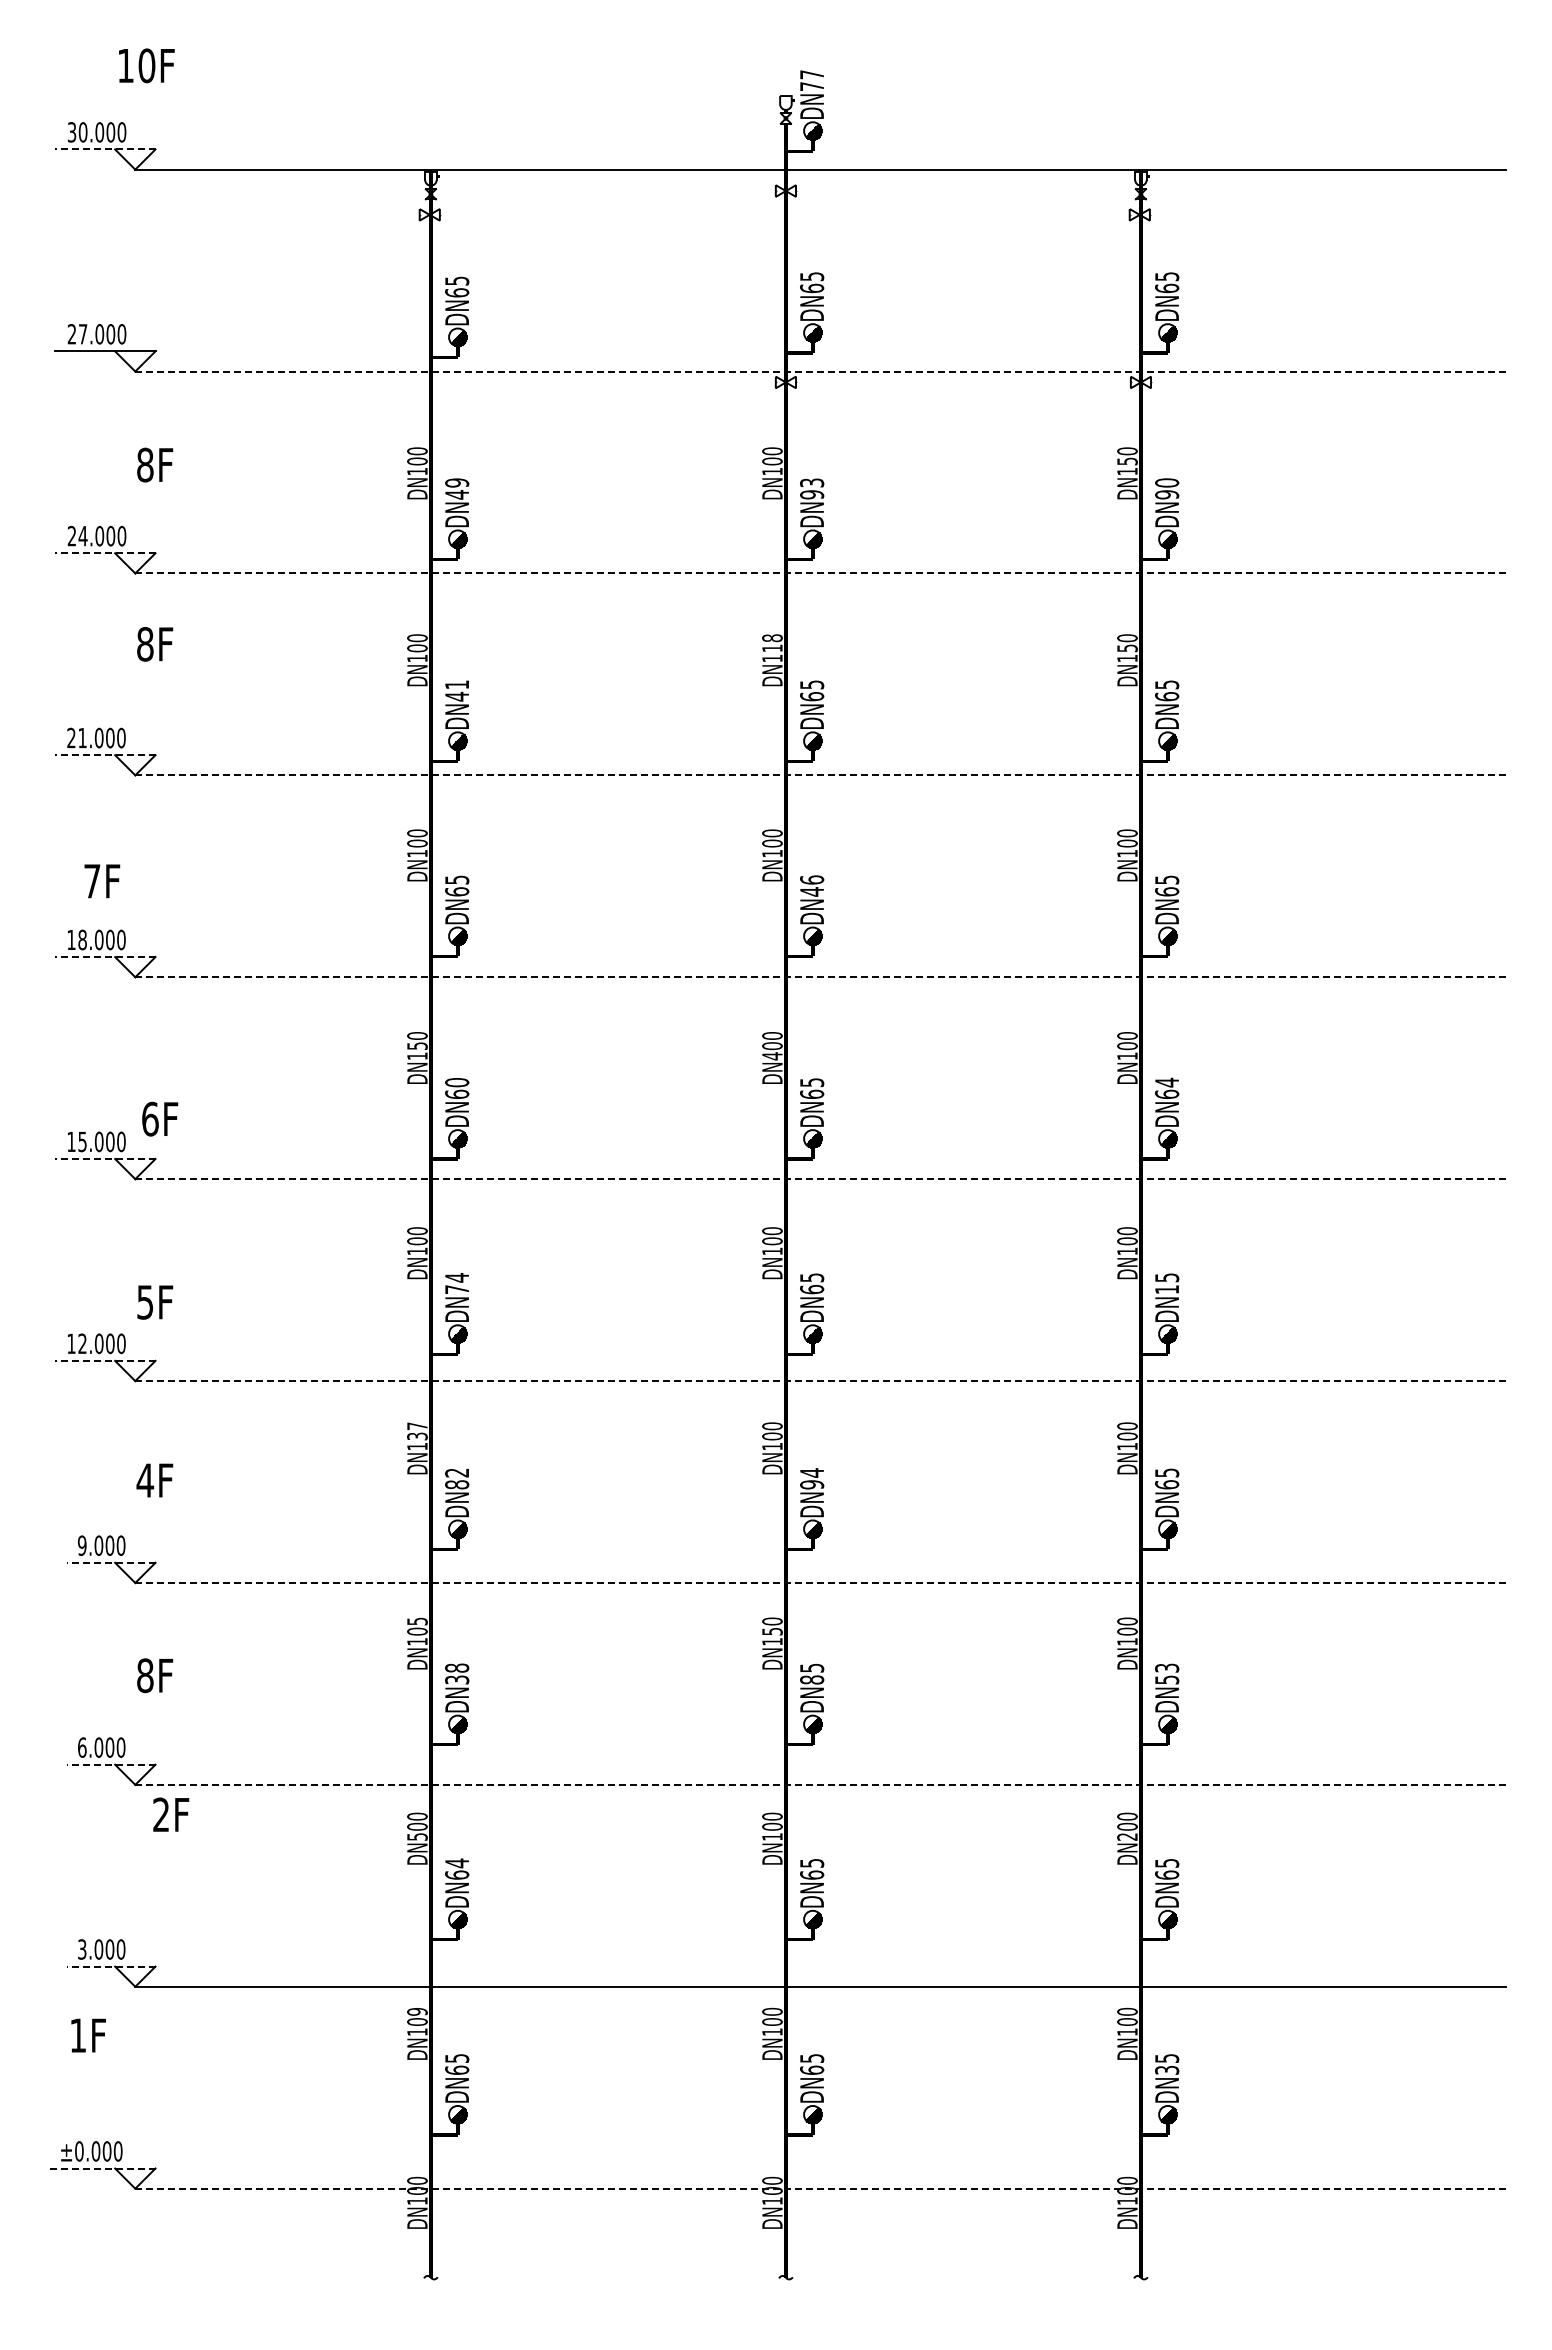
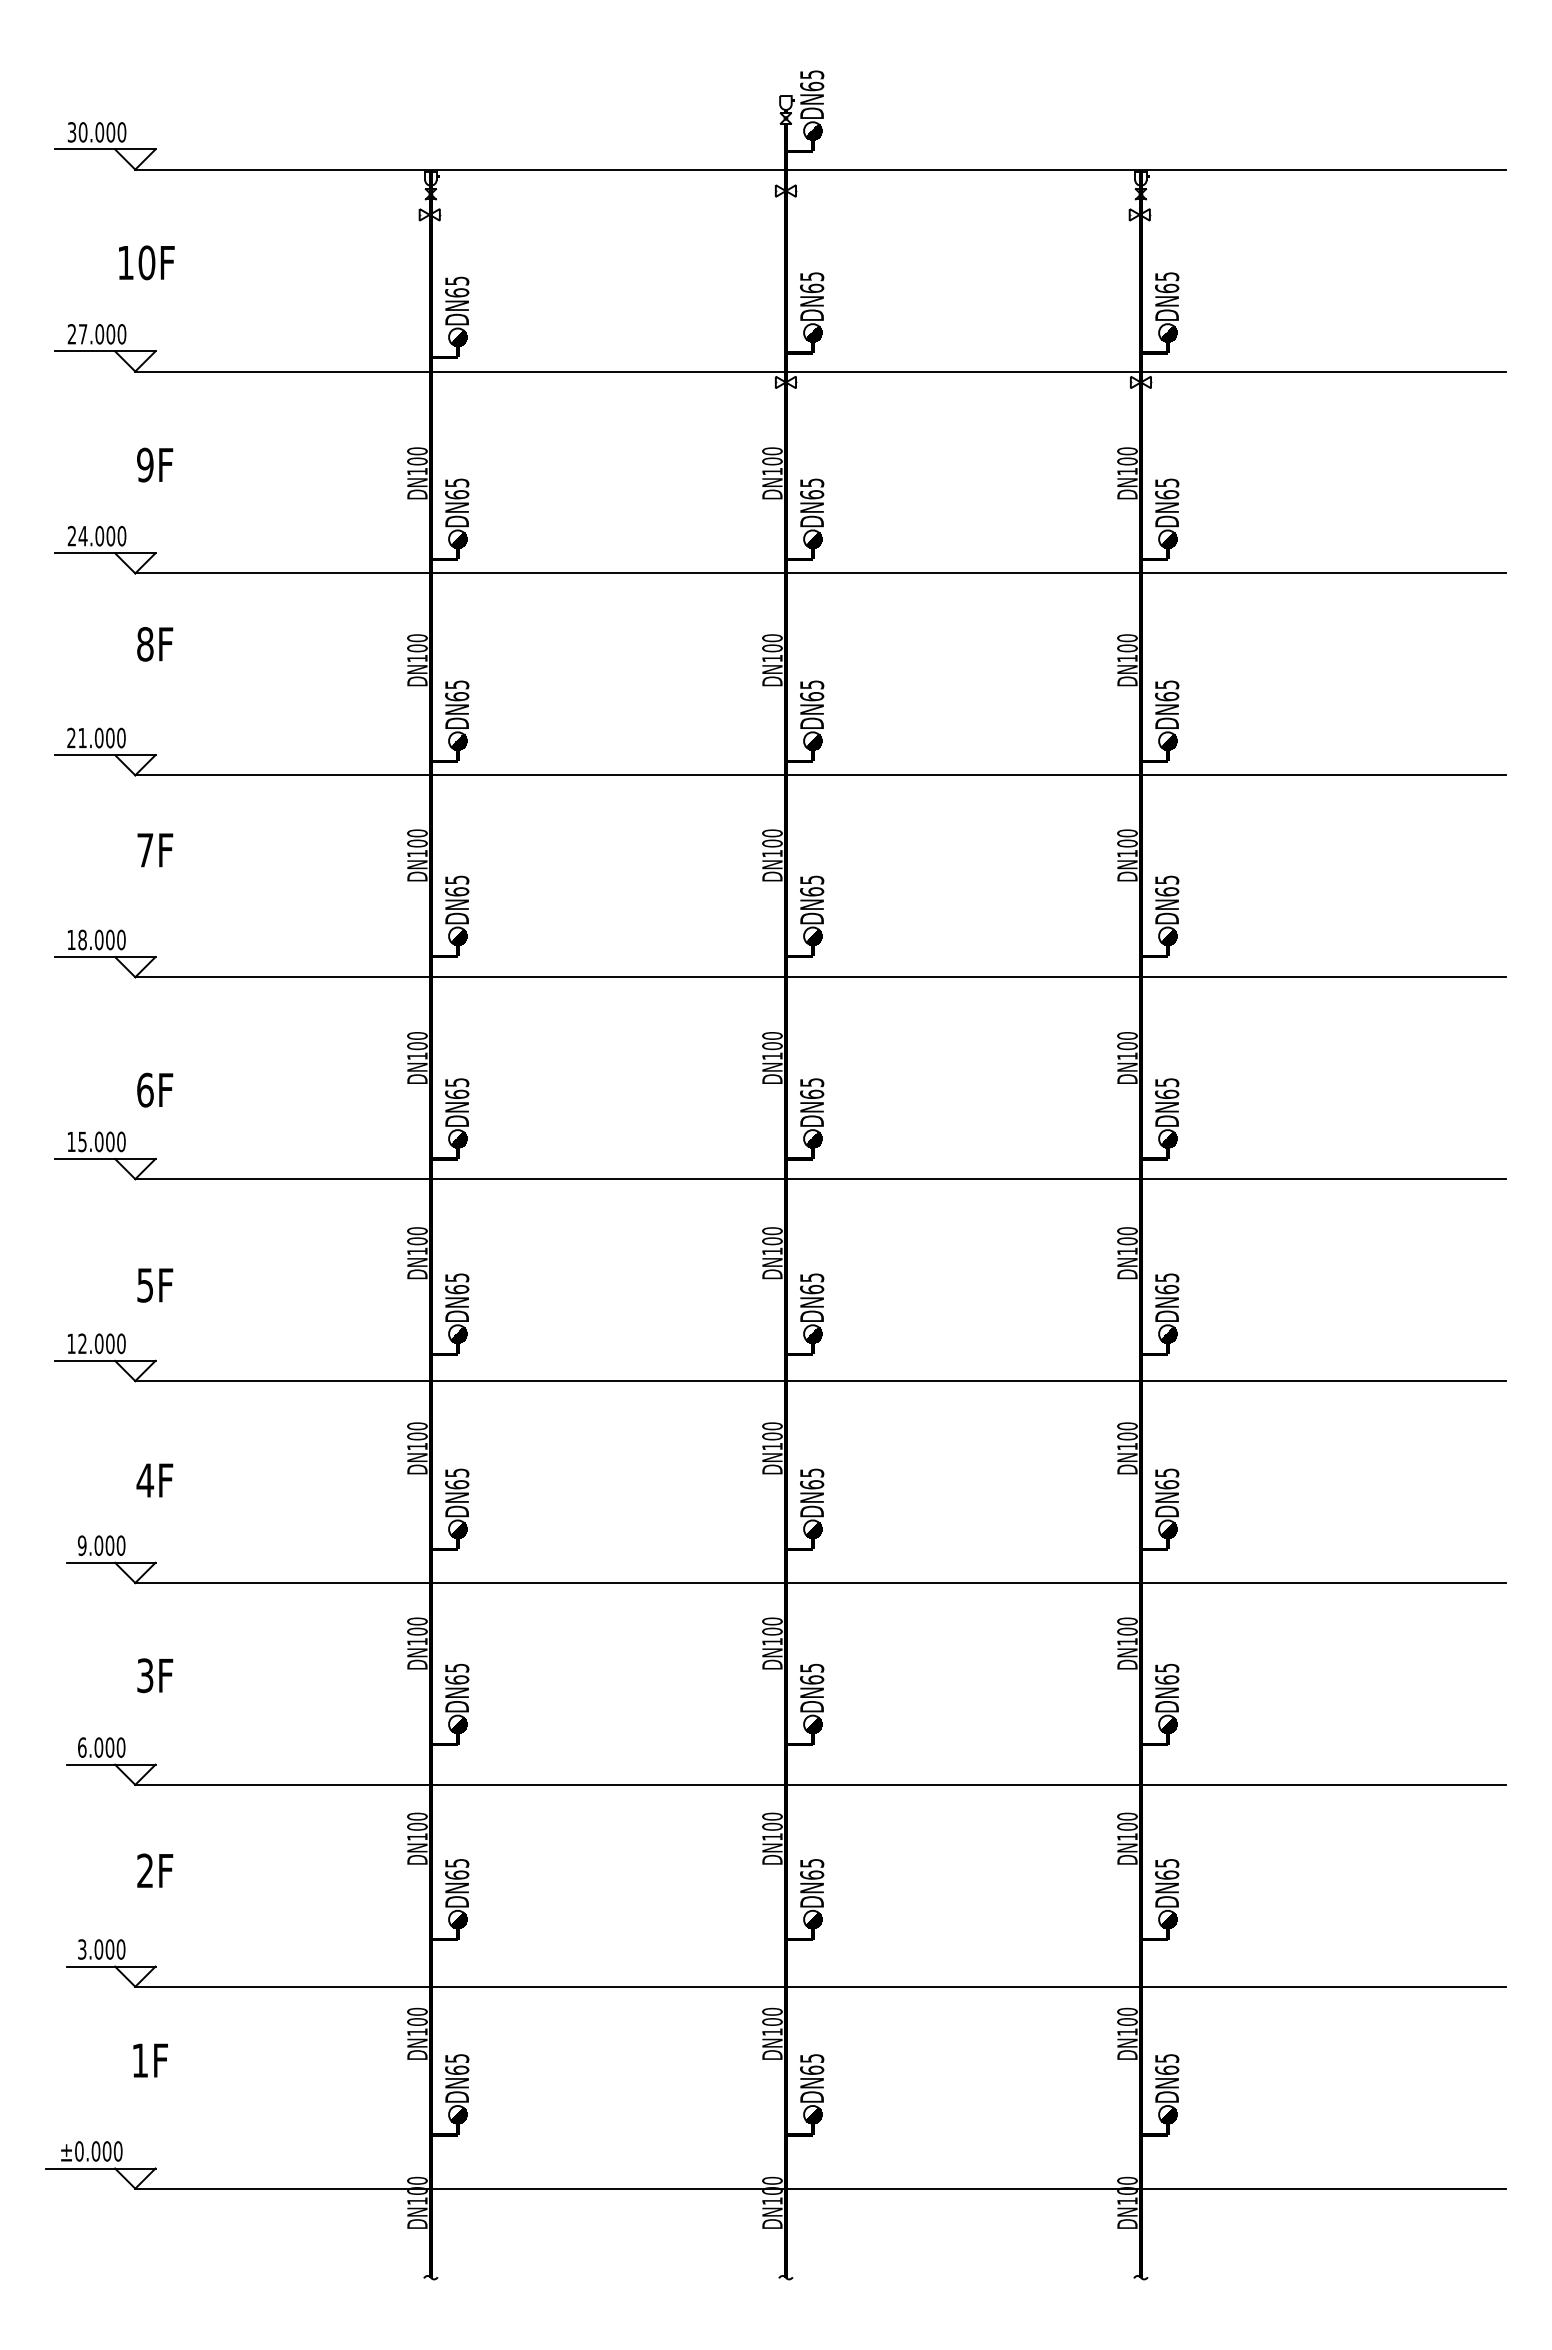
text position: (146, 65) -> (146, 262) (146, 262)
text: DN77 -> DN65 (812, 80)
line: dashed -> solid (104, 149)
line: dashed -> solid (820, 371)
text: DN150 -> DN100 (1127, 461)
text: 8F -> 9F (145, 464)
text: DN49 -> DN65 (457, 488)
text: DN93 -> DN65 (812, 488)
text: DN90 -> DN65 (1167, 488)
line: dashed -> solid (104, 553)
line: dashed -> solid (820, 573)
text: DN118 -> DN100 (772, 643)
text: DN150 -> DN100 (1127, 648)
text: DN41 -> DN65 (457, 690)
line: dashed -> solid (104, 755)
line: dashed -> solid (820, 775)
text position: (102, 881) -> (155, 850) (155, 850)
text: DN46 -> DN65 (812, 885)
line: dashed -> solid (104, 957)
line: dashed -> solid (820, 977)
text: DN150 -> DN100 (417, 1046)
text: DN400 -> DN100 (772, 1056)
text: DN60 -> DN65 (457, 1082)
text: DN64 -> DN65 (1167, 1082)
text position: (160, 1118) -> (155, 1089) (155, 1089)
line: dashed -> solid (104, 1158)
line: dashed -> solid (820, 1179)
text: DN74 -> DN65 (457, 1283)
text: DN15 -> DN65 (1167, 1289)
text position: (155, 1302) -> (155, 1285) (155, 1285)
line: dashed -> solid (104, 1360)
line: dashed -> solid (820, 1381)
text: DN137 -> DN100 (417, 1431)
text: DN82 -> DN65 (457, 1478)
text: DN94 -> DN65 (812, 1478)
line: dashed -> solid (111, 1562)
line: dashed -> solid (820, 1582)
text: DN105 -> DN100 (417, 1621)
text: DN150 -> DN100 (772, 1631)
text: DN38 -> DN65 (457, 1673)
text: DN53 -> DN65 (1167, 1673)
text: 8F -> 3F (145, 1675)
text: DN85 -> DN65 (811, 1679)
line: dashed -> solid (111, 1764)
line: dashed -> solid (820, 1784)
text position: (171, 1814) -> (155, 1870) (155, 1870)
text: DN500 -> DN100 (417, 1836)
text: DN200 -> DN100 (1127, 1836)
text: DN64 -> DN65 (457, 1863)
line: dashed -> solid (111, 1966)
text: DN109 -> DN100 (417, 2011)
text position: (88, 2035) -> (150, 2060) (150, 2060)
text: DN35 -> DN65 (1167, 2069)
line: dashed -> solid (101, 2168)
line: dashed -> solid (820, 2188)
